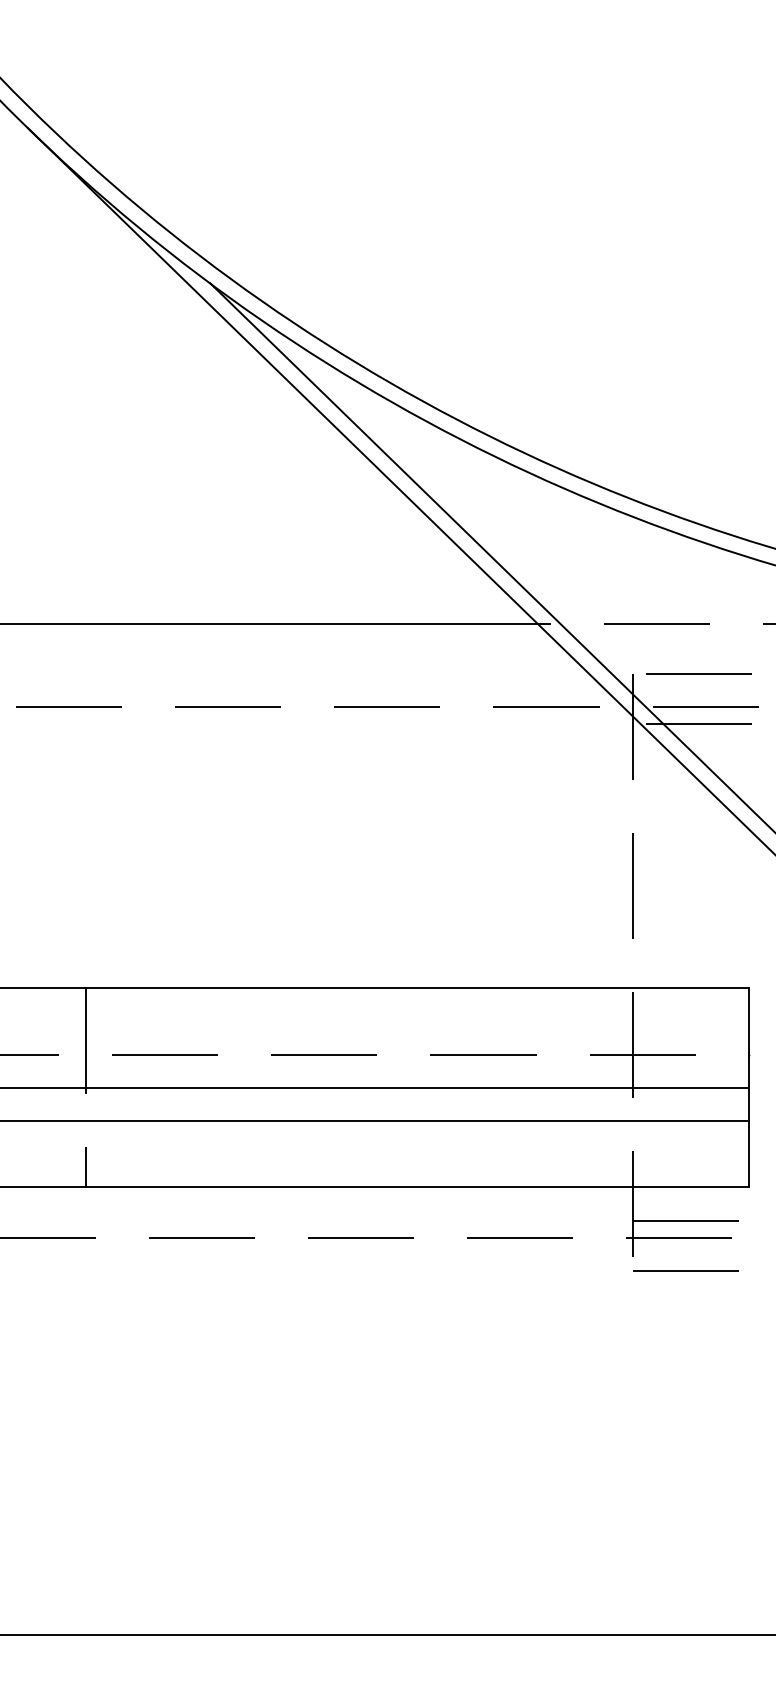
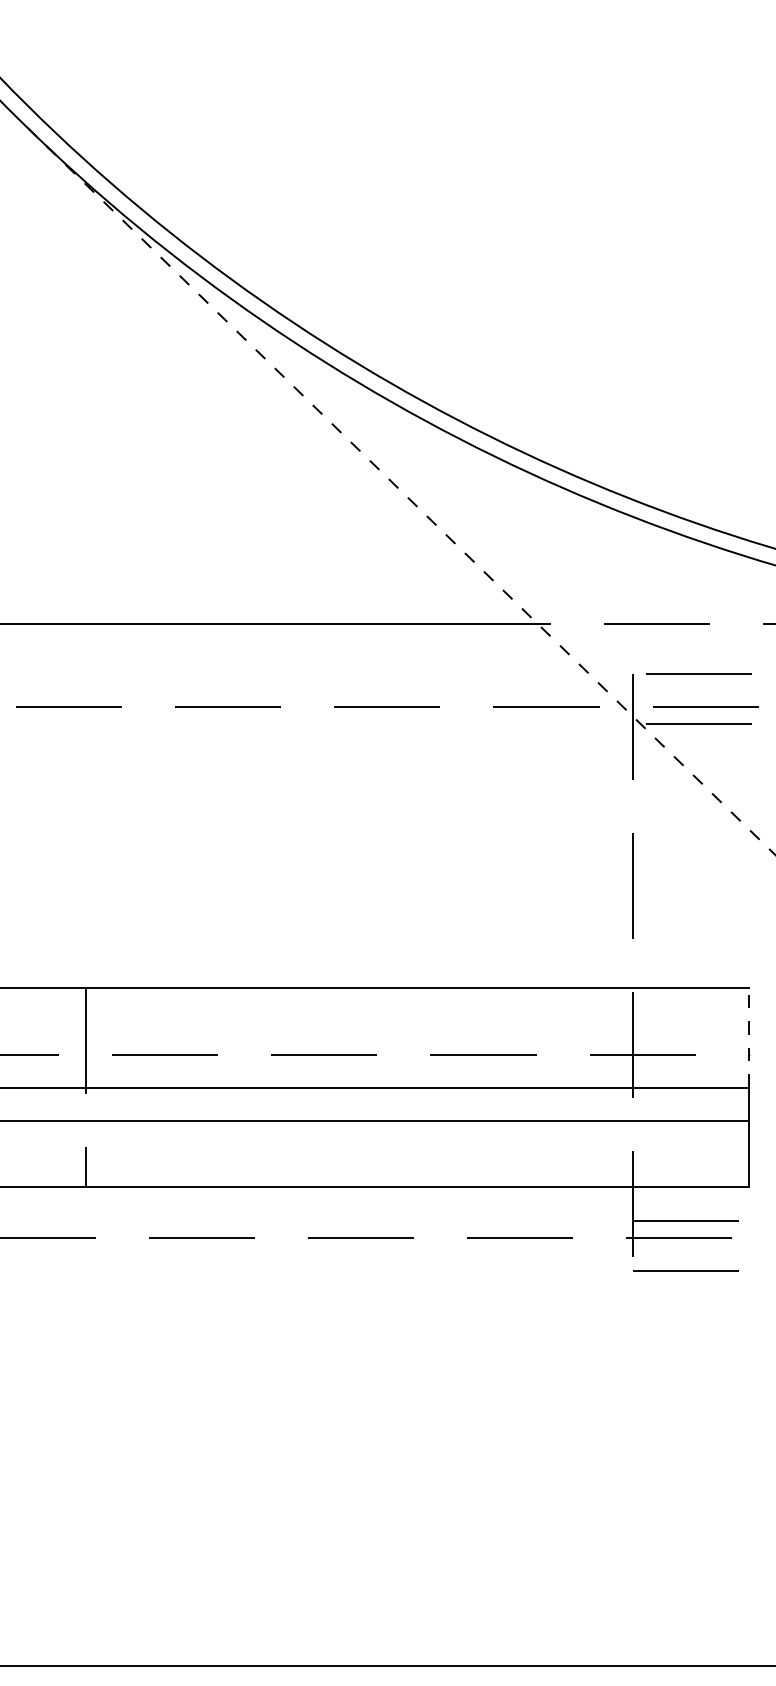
line: solid -> dashed (401, 491)
line: present -> none (491, 556)
line: solid -> dashed (748, 1037)
line position: (387, 1635) -> (387, 1666) (387, 1666)
